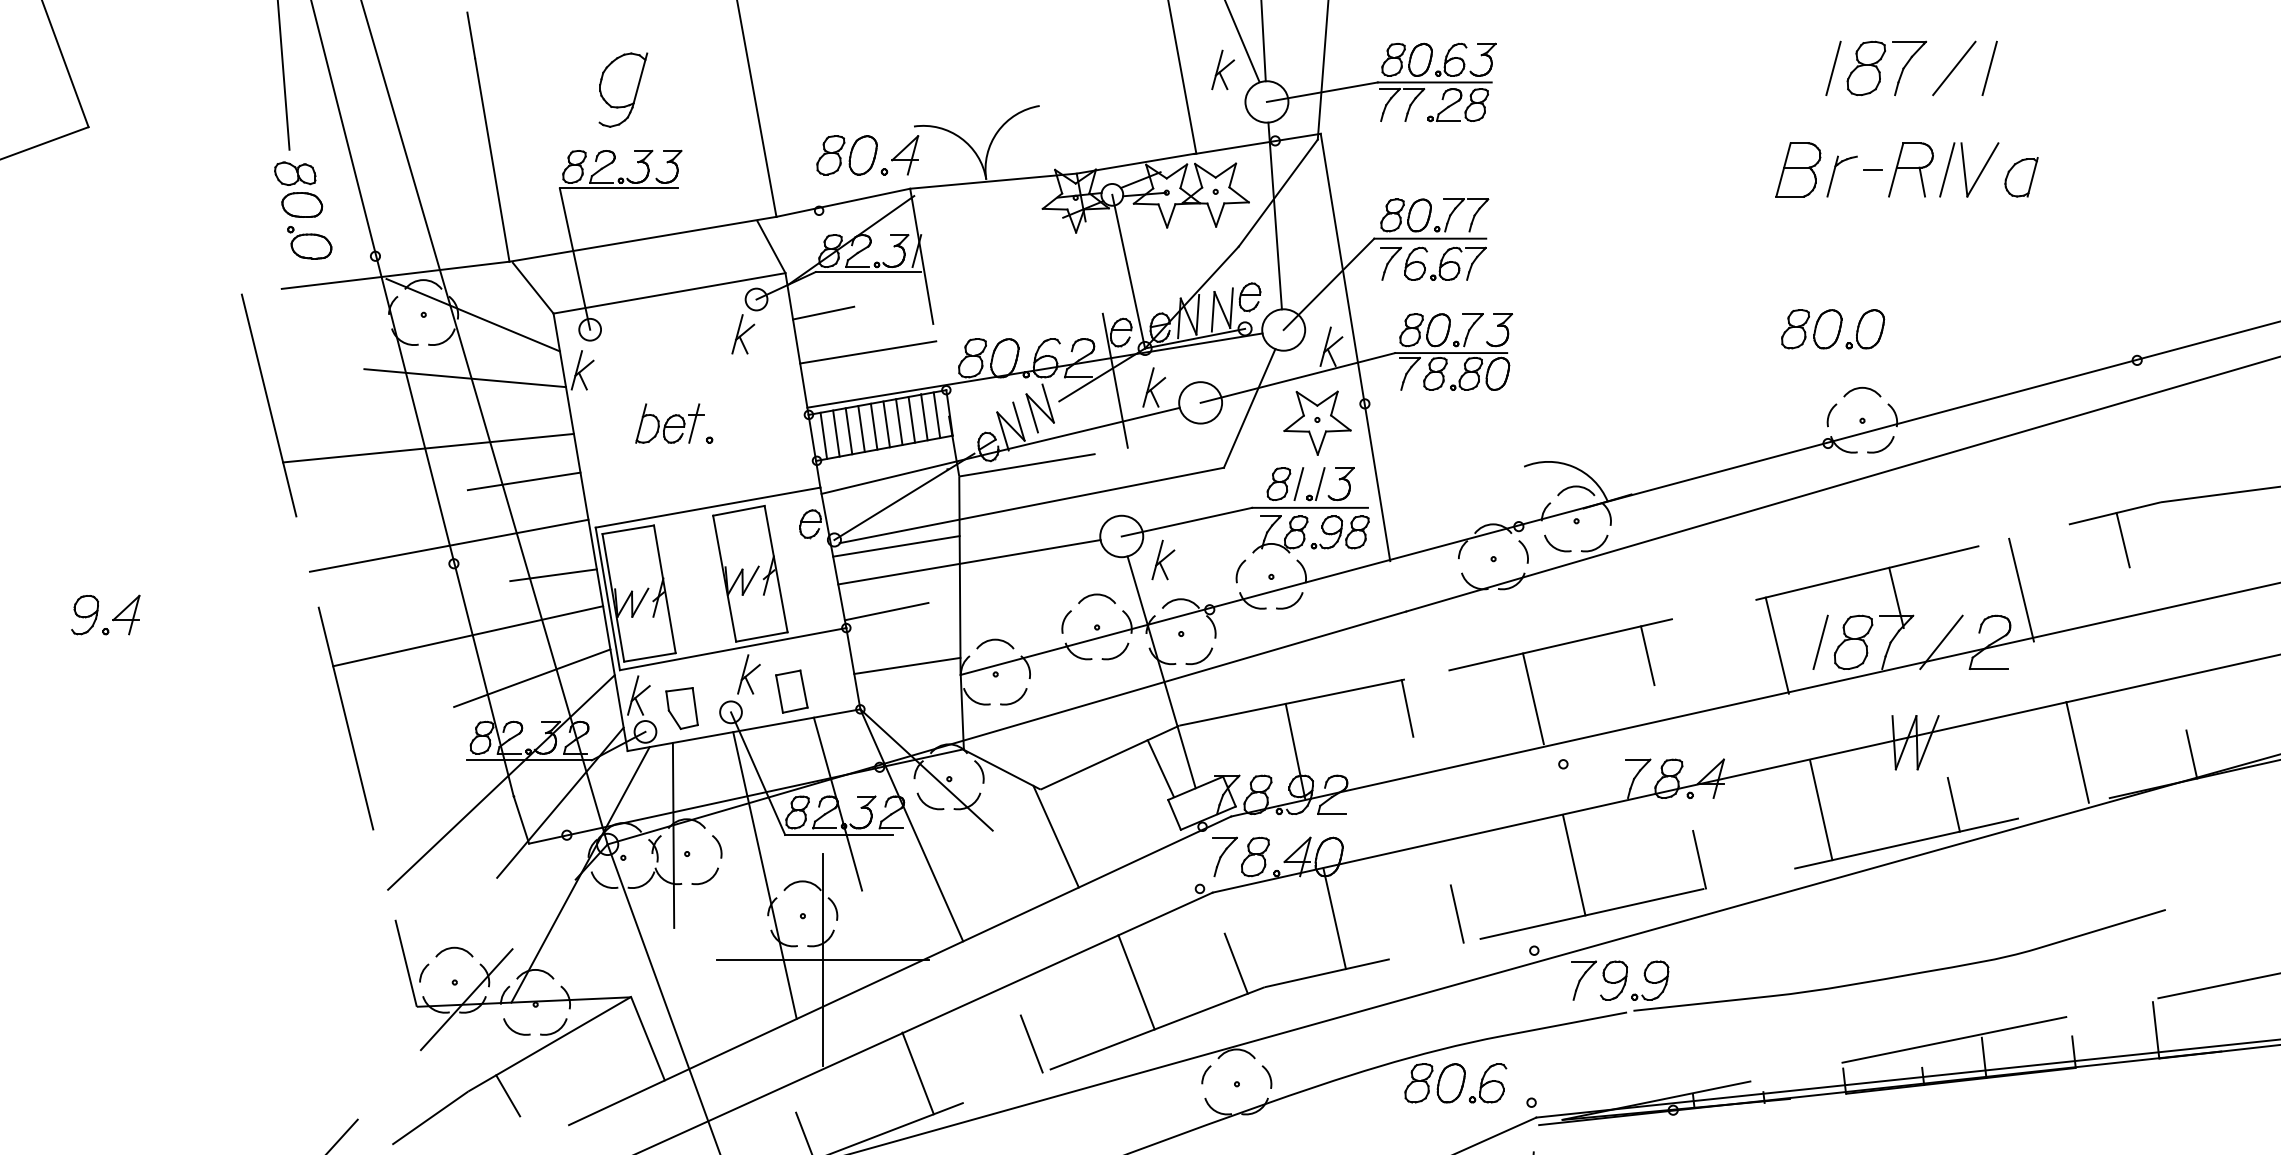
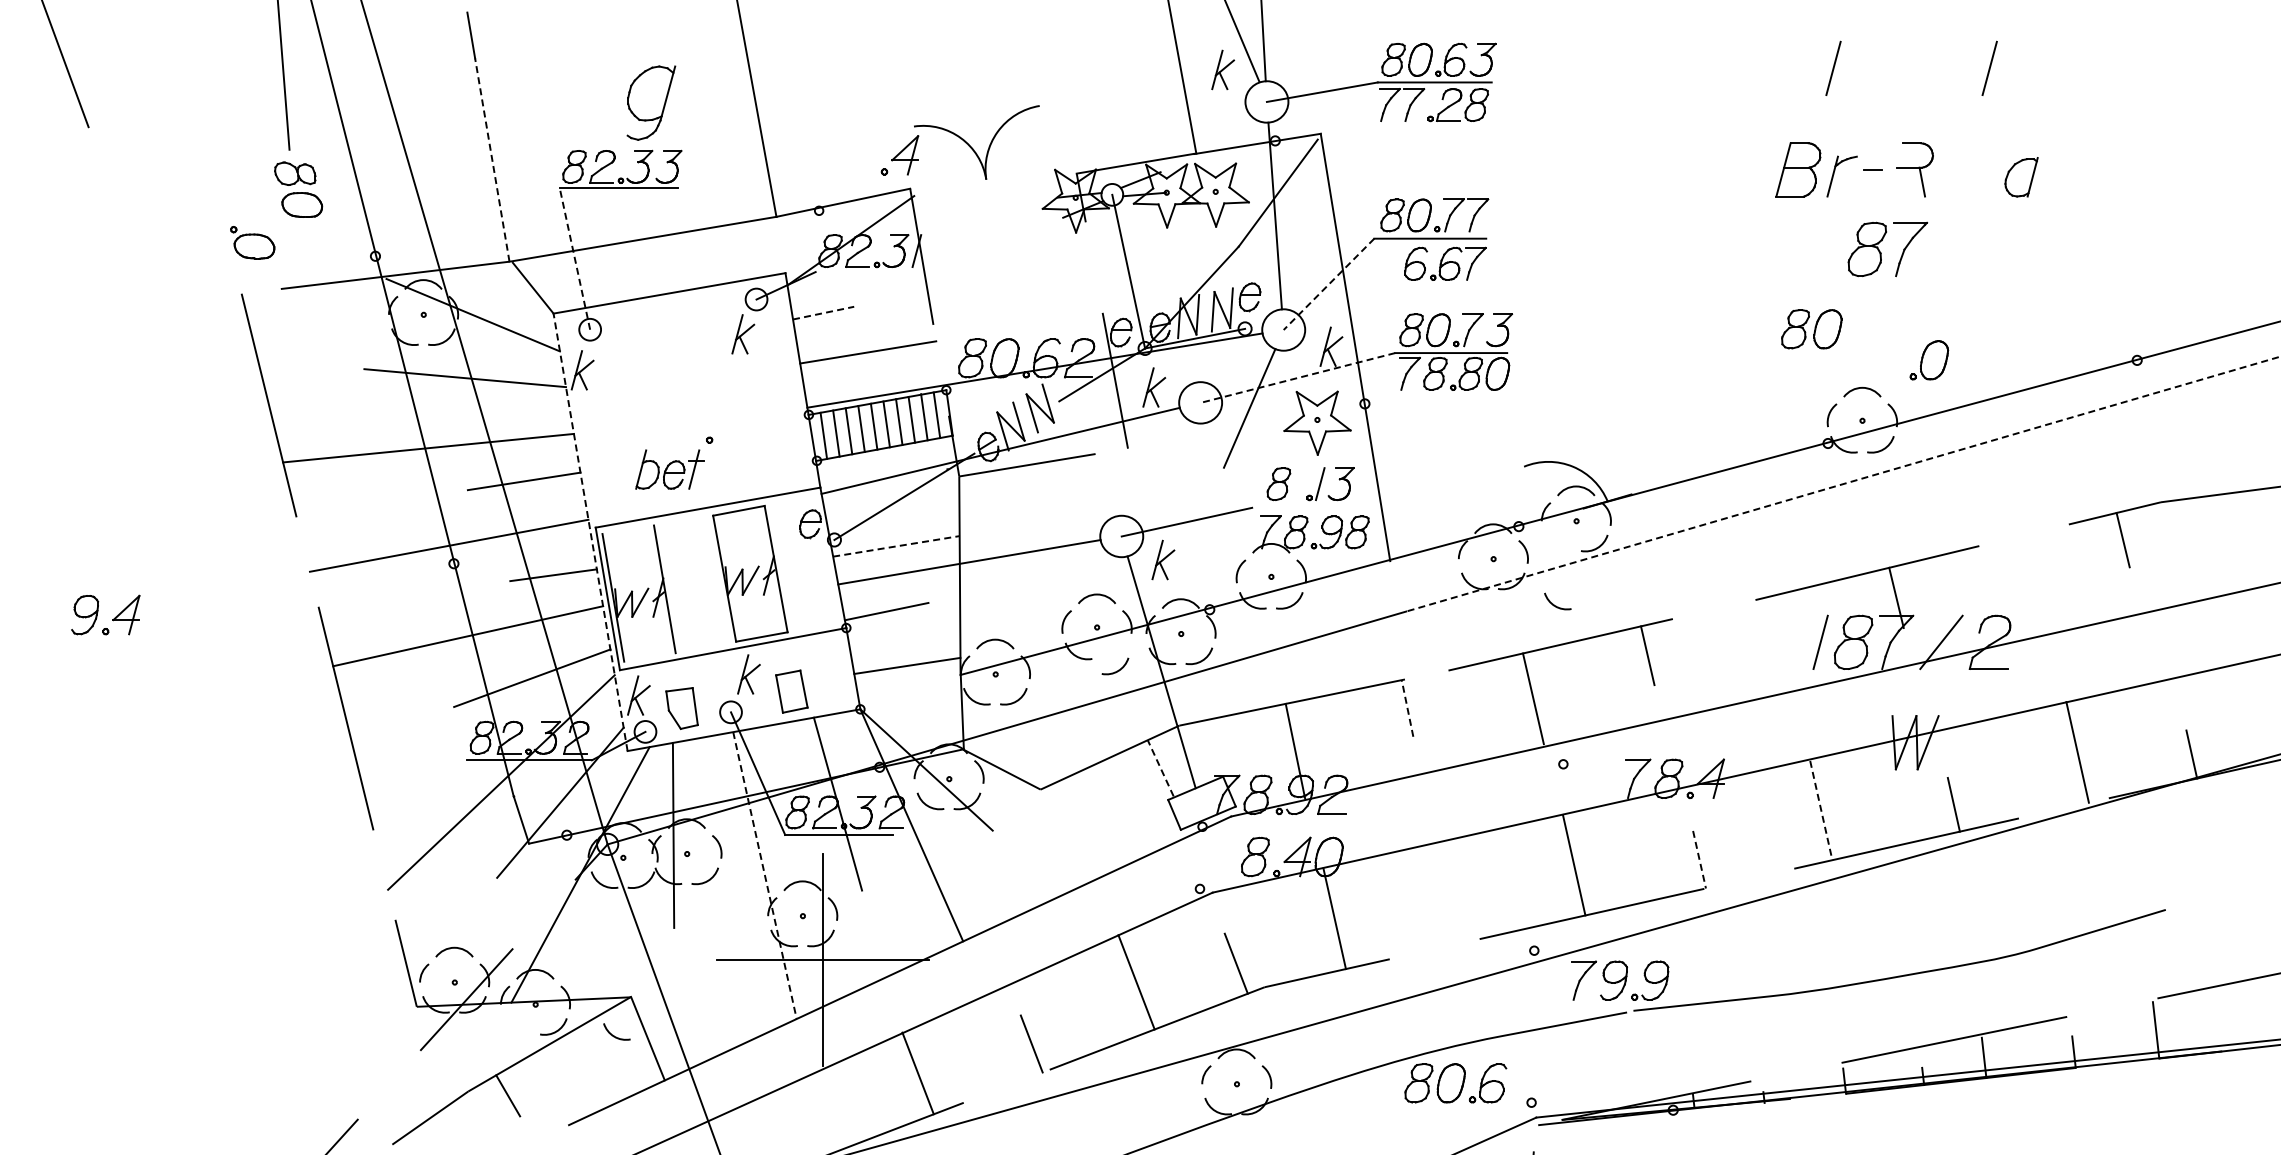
line: present -> none (1954, 68)
line: present -> none (1322, 70)
part position: (1880, 71) -> (1881, 252) (1881, 252)
part position: (623, 89) -> (651, 102) (651, 102)
line: present -> none (45, 142)
part: present -> none (846, 155)
line: solid -> dashed (492, 159)
line: present -> none (1896, 169)
part: present -> none (1969, 169)
line: present -> none (993, 180)
part position: (309, 242) -> (252, 242) (252, 242)
line: present -> none (770, 246)
line: solid -> dashed (574, 258)
part: present -> none (1391, 263)
line: present -> none (868, 272)
line: solid -> dashed (1328, 284)
line: solid -> dashed (824, 313)
part position: (1865, 329) -> (1929, 360) (1929, 360)
line: solid -> dashed (1297, 378)
part position: (669, 423) -> (669, 469) (669, 469)
line: present -> none (1298, 484)
line: solid -> dashed (1842, 484)
line: present -> none (1031, 505)
line: present -> none (1309, 507)
line: present -> none (628, 529)
line: solid -> dashed (590, 532)
line: solid -> dashed (896, 546)
arc position: (1556, 547) -> (1556, 605) (1556, 605)
line: present -> none (2021, 589)
line: present -> none (1776, 645)
arc position: (1118, 654) -> (1118, 669) (1118, 669)
line: present -> none (649, 657)
line: solid -> dashed (1407, 708)
line: solid -> dashed (1160, 768)
line: solid -> dashed (1821, 810)
line: present -> none (1055, 836)
part: present -> none (1224, 856)
line: solid -> dashed (1699, 860)
line: solid -> dashed (764, 875)
line: present -> none (1456, 913)
arc position: (514, 1030) -> (614, 1035) (614, 1035)
line: present -> none (803, 1131)
